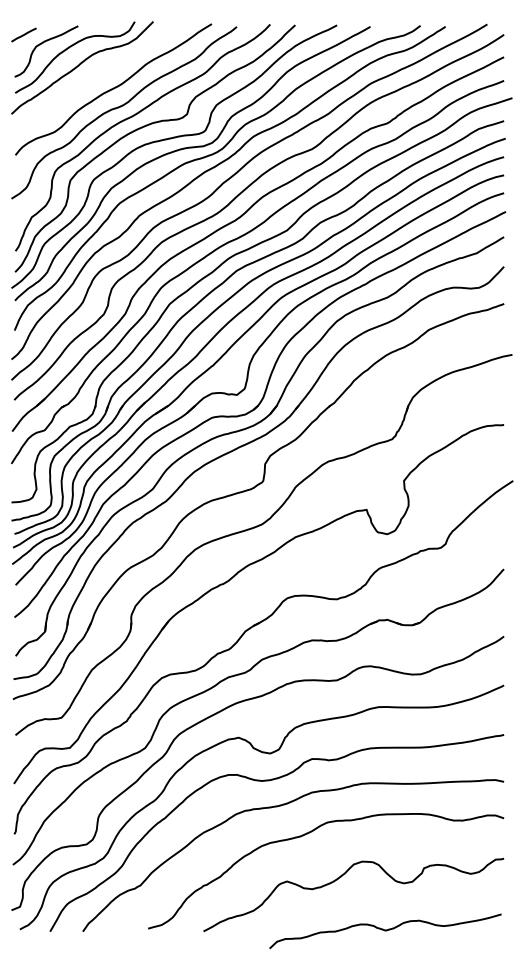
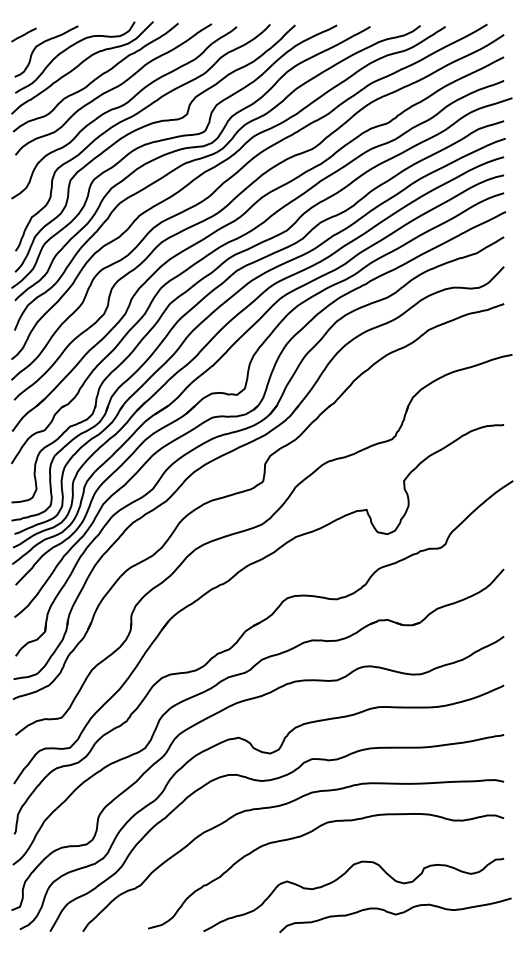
curve: none -> present (96, 77)
curve position: (385, 931) -> (395, 915) (395, 915)
